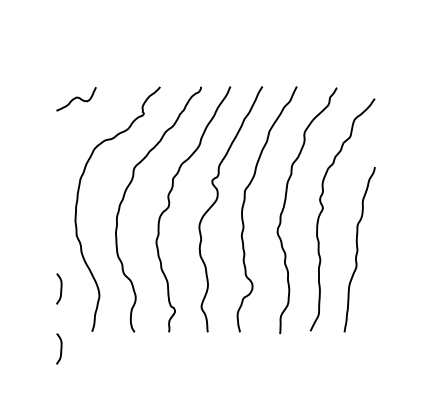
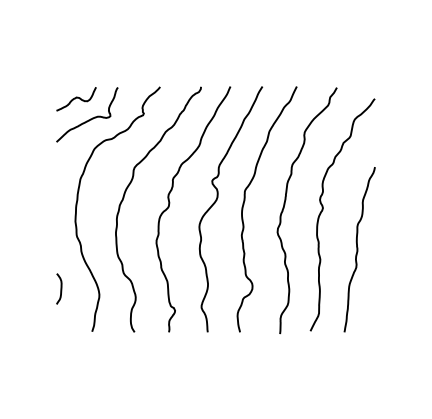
curve: none -> present (90, 118)
curve: present -> none (60, 348)
